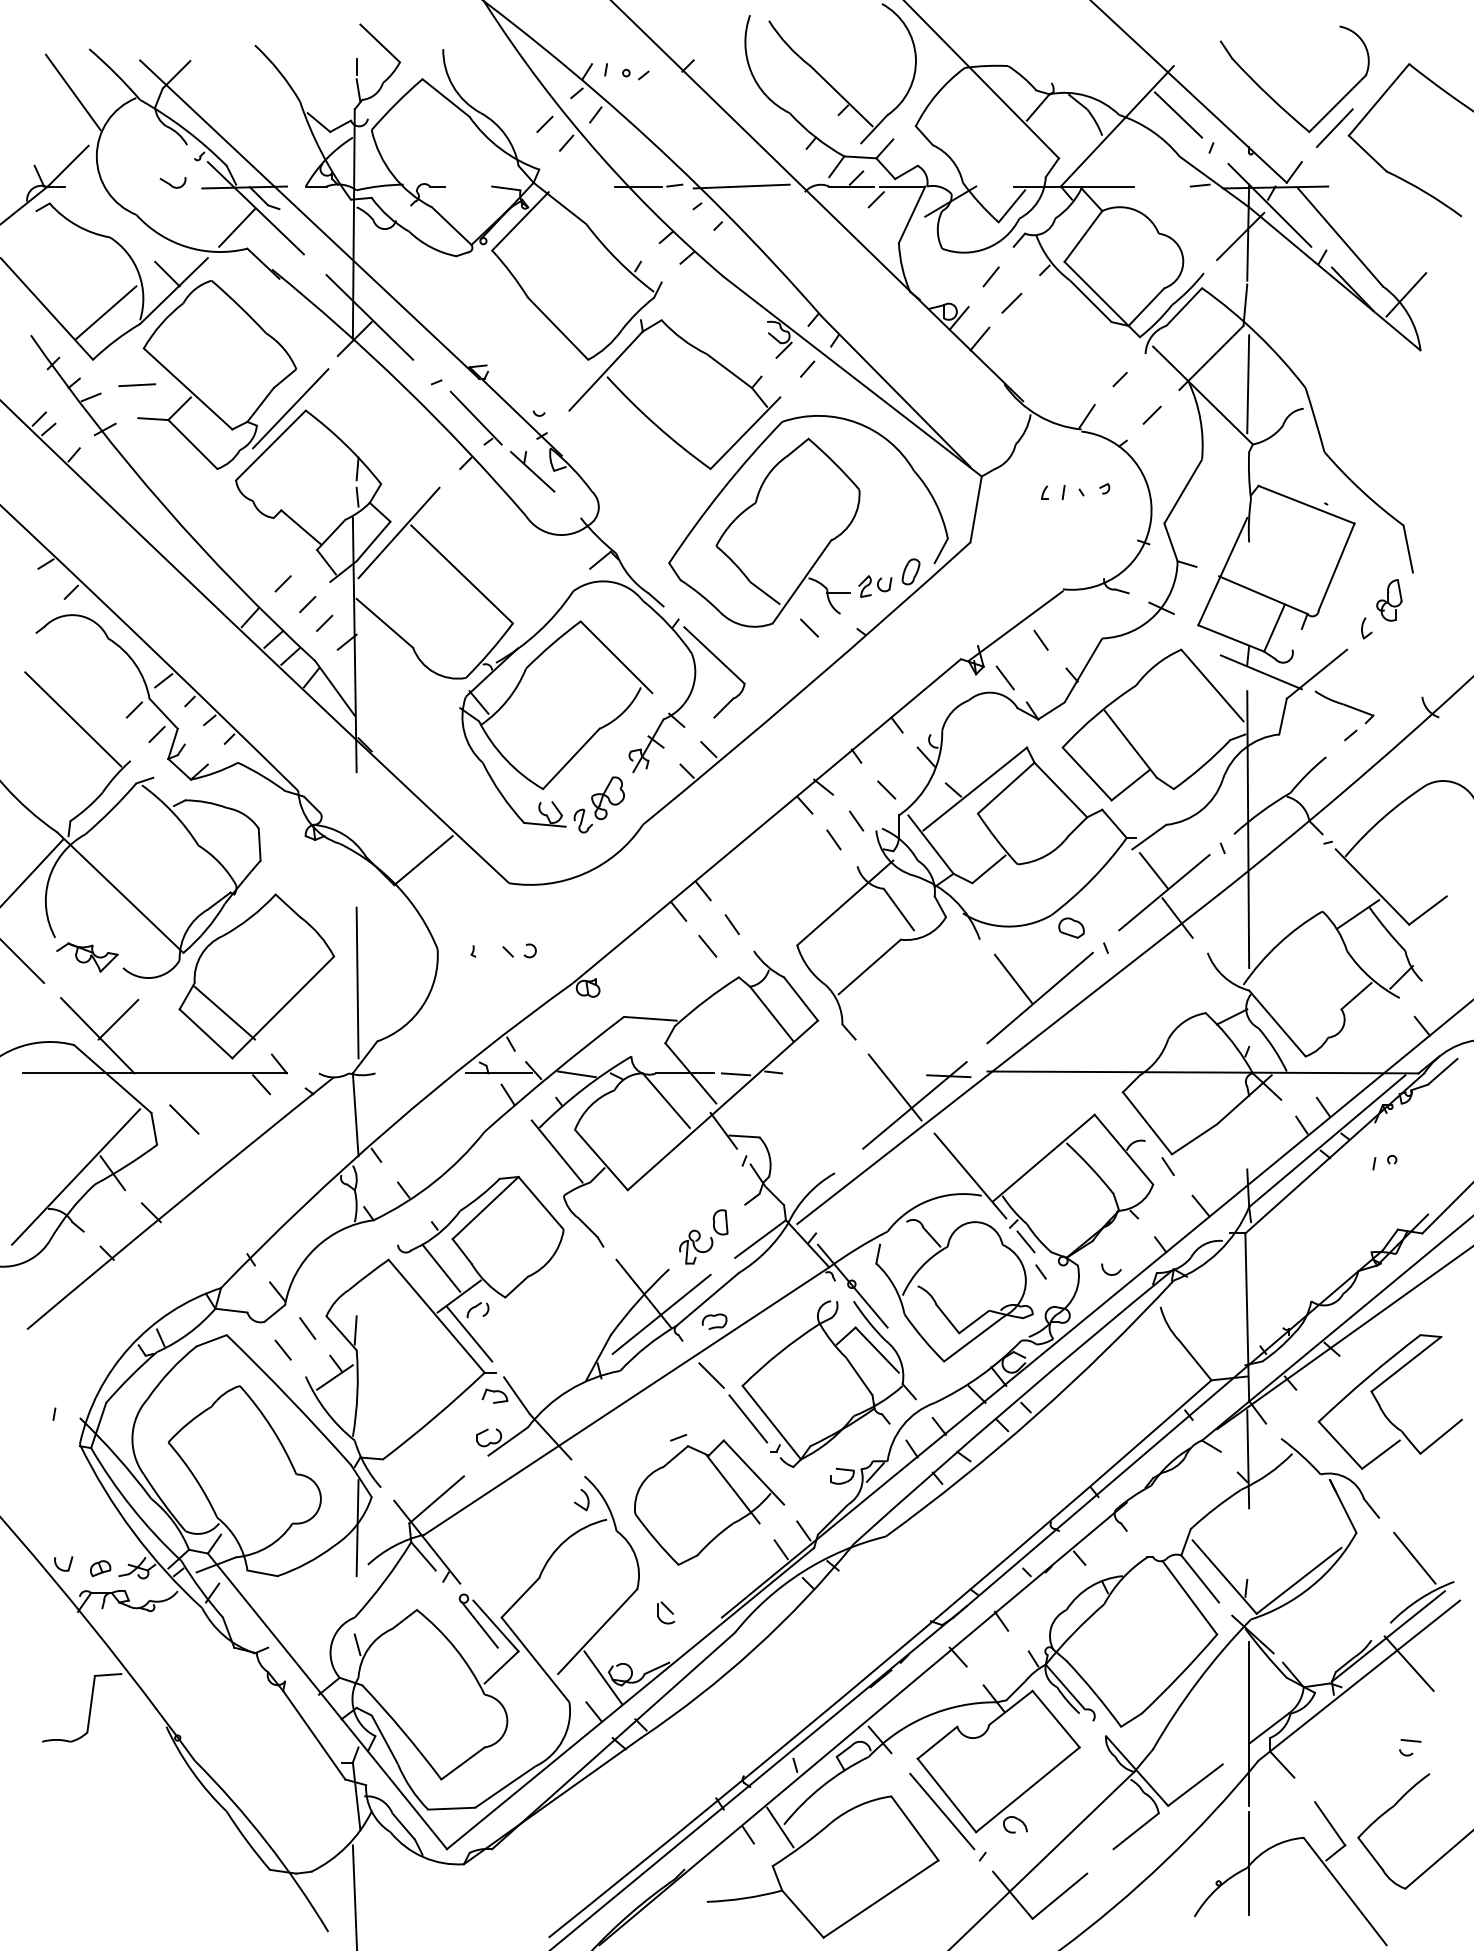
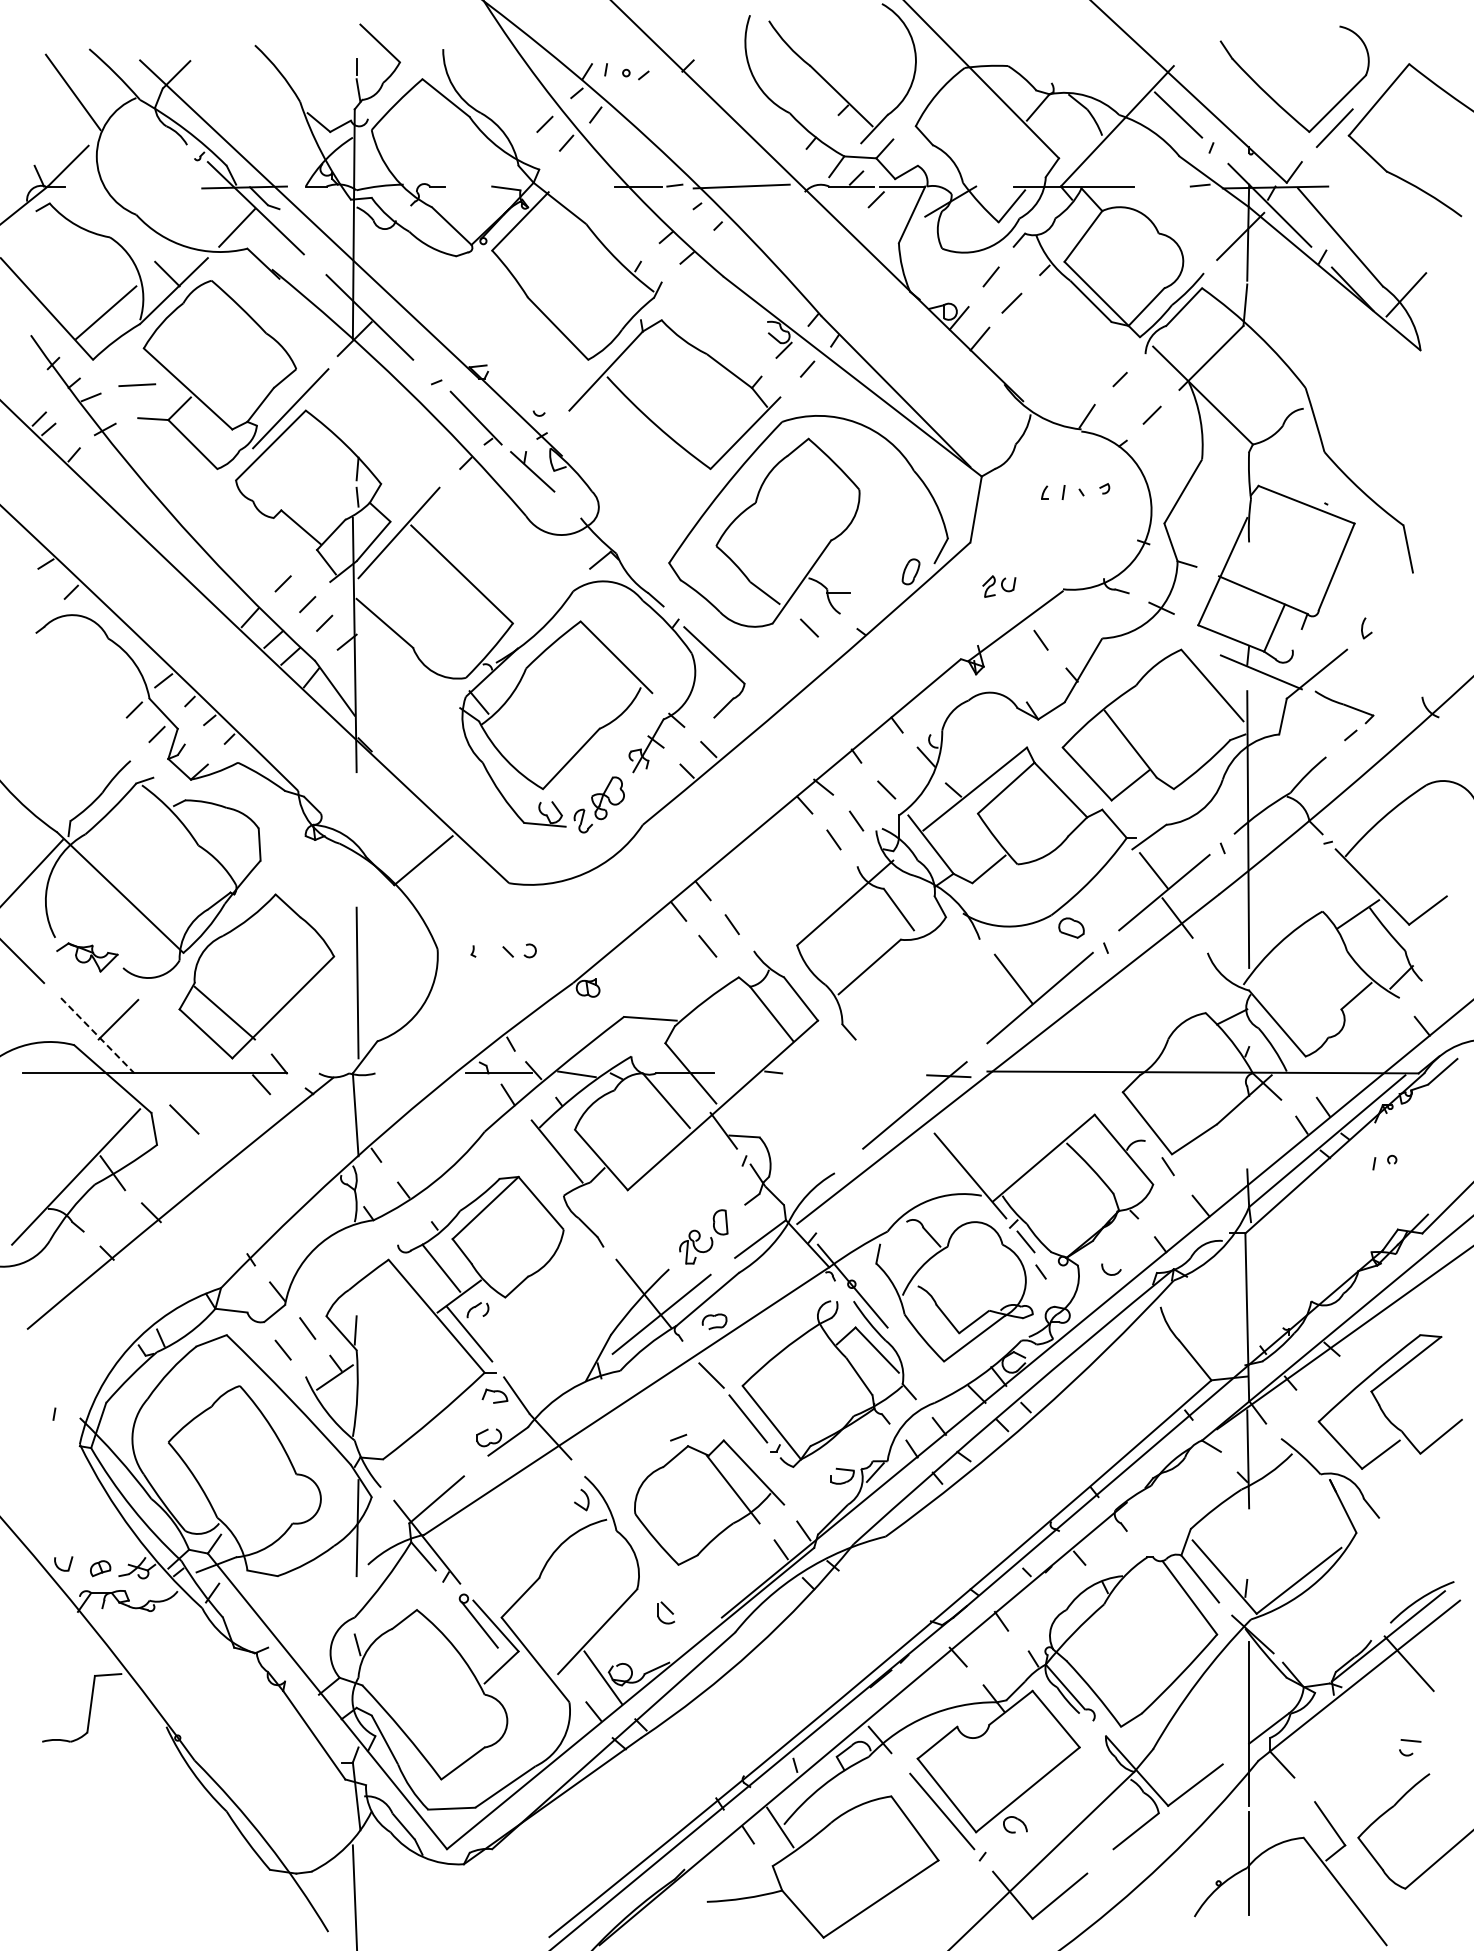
part: present -> none (172, 182)
line: present -> none (1248, 384)
part position: (875, 586) -> (999, 586) (999, 586)
part: present -> none (1389, 600)
line: present -> none (1004, 677)
line: present -> none (73, 719)
line: solid -> dashed (97, 1035)
line: present -> none (735, 1074)
line: present -> none (894, 1087)
line: present -> none (1414, 1557)
